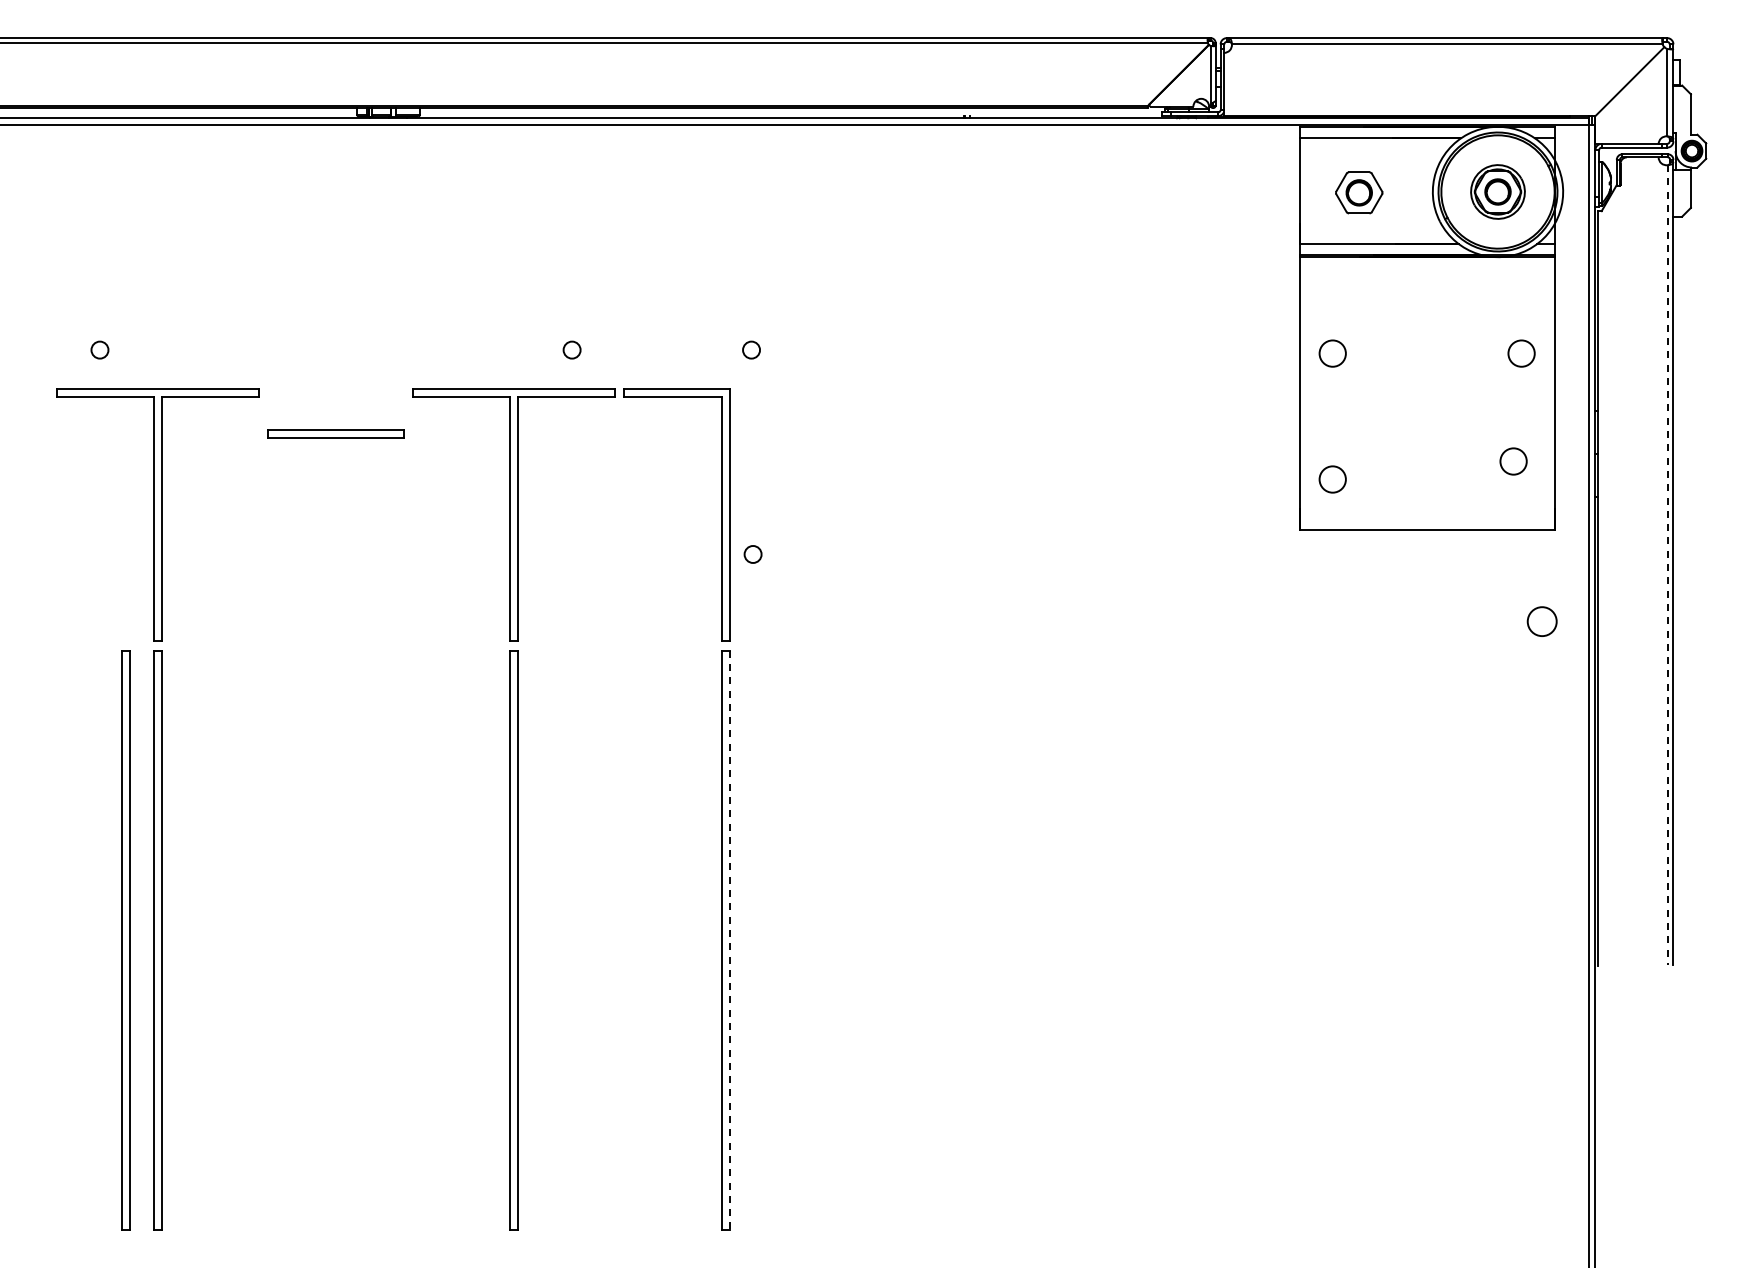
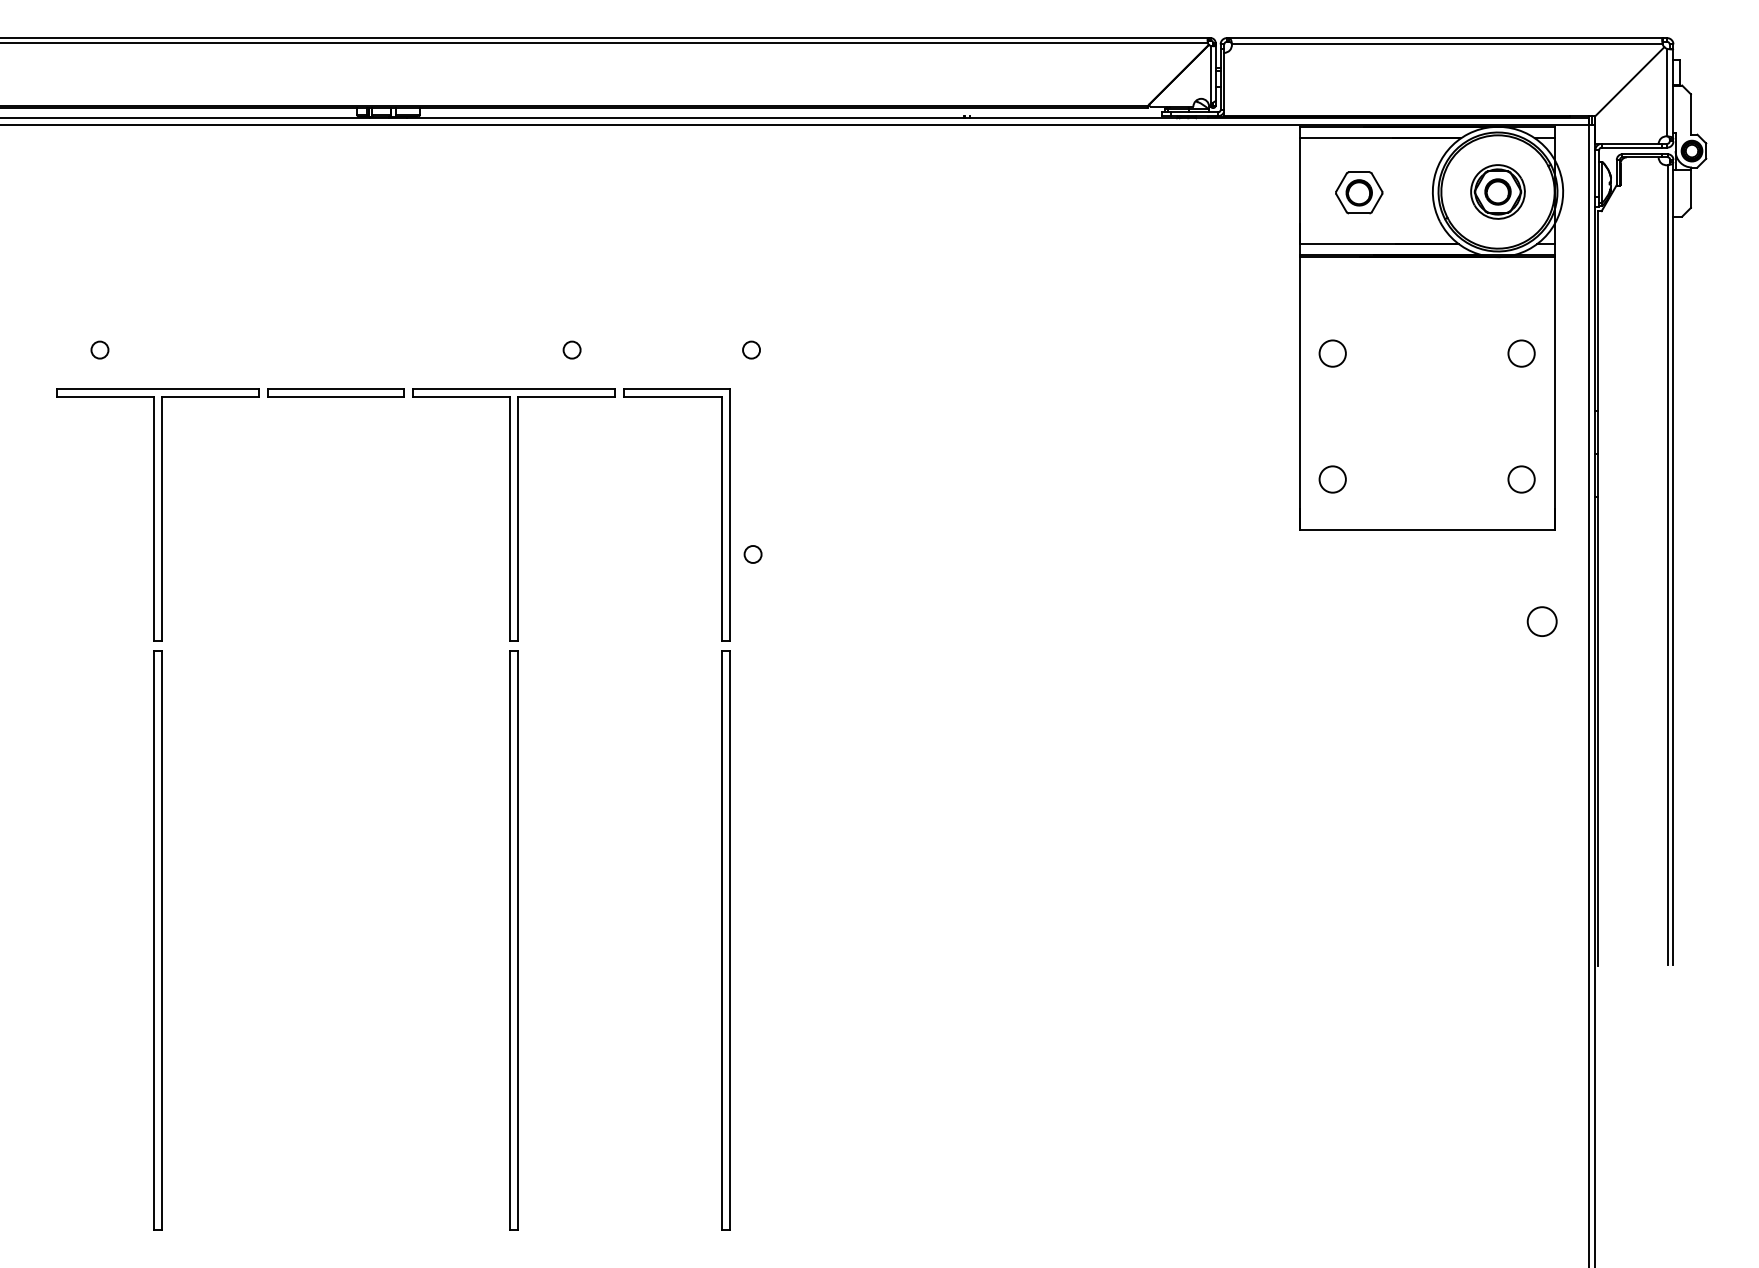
part position: (335, 433) -> (335, 392) (335, 392)
circle position: (1513, 461) -> (1521, 479) (1521, 479)
line: dashed -> solid (1667, 565)
part: present -> none (125, 940)
line: dashed -> solid (729, 940)
